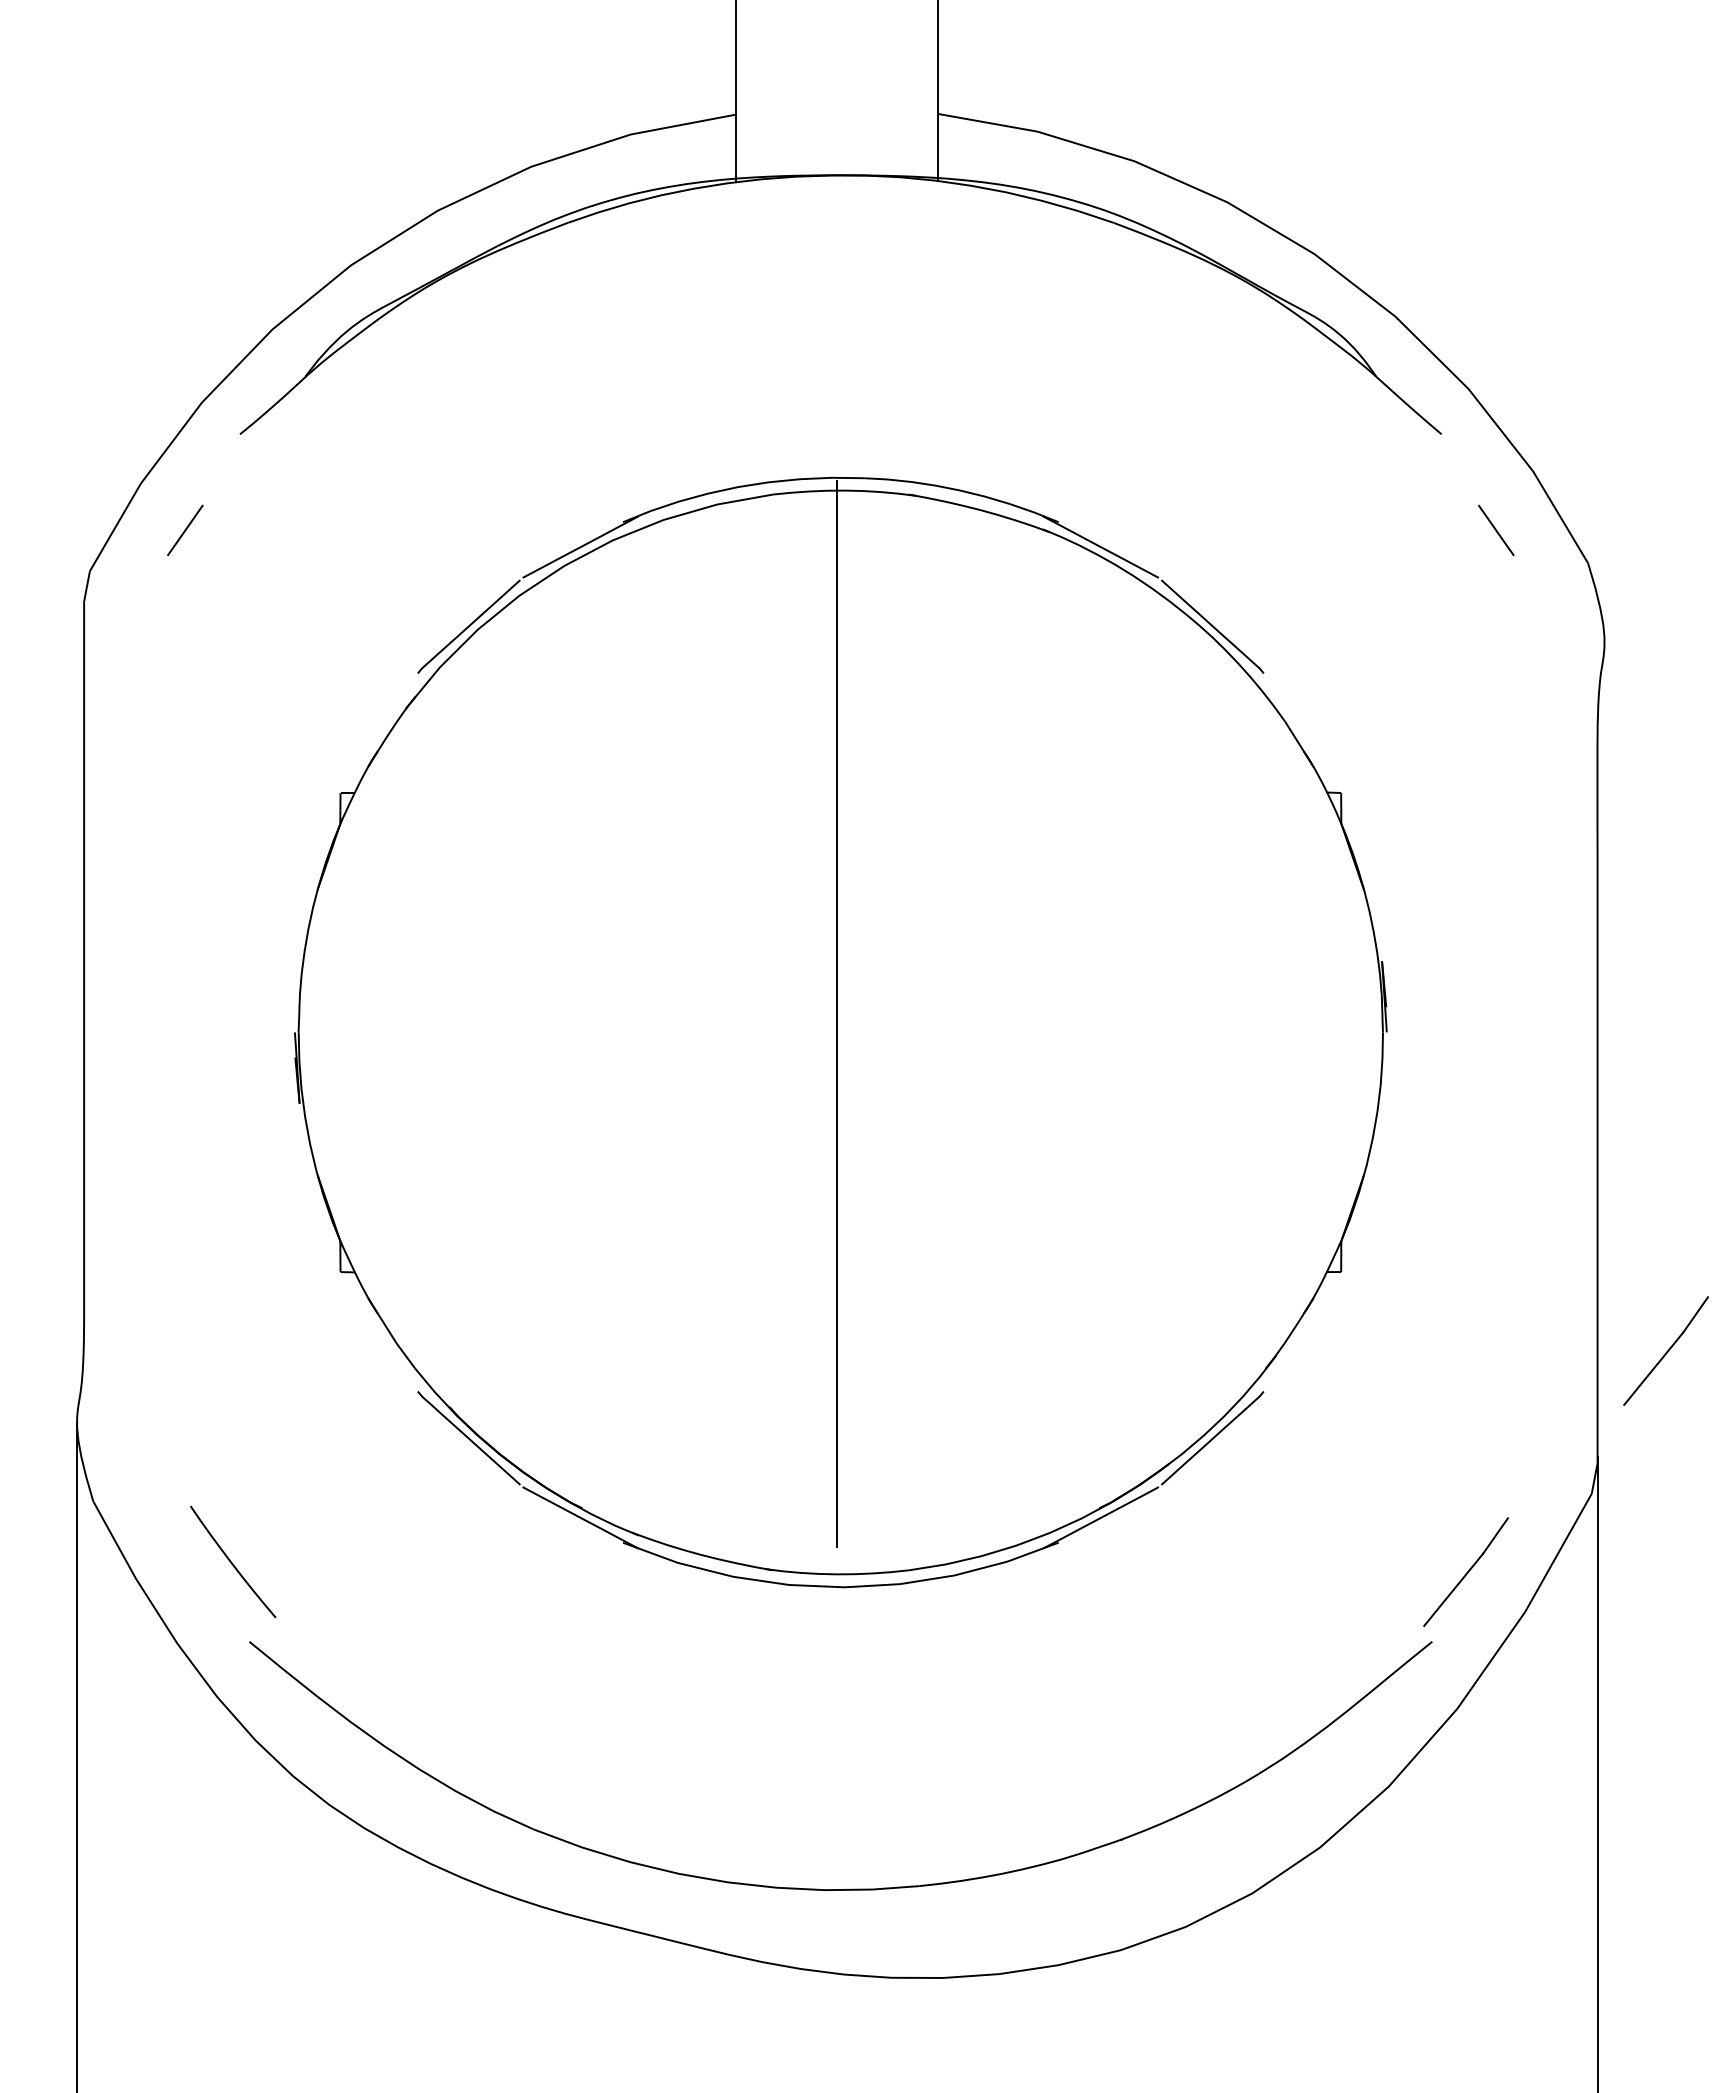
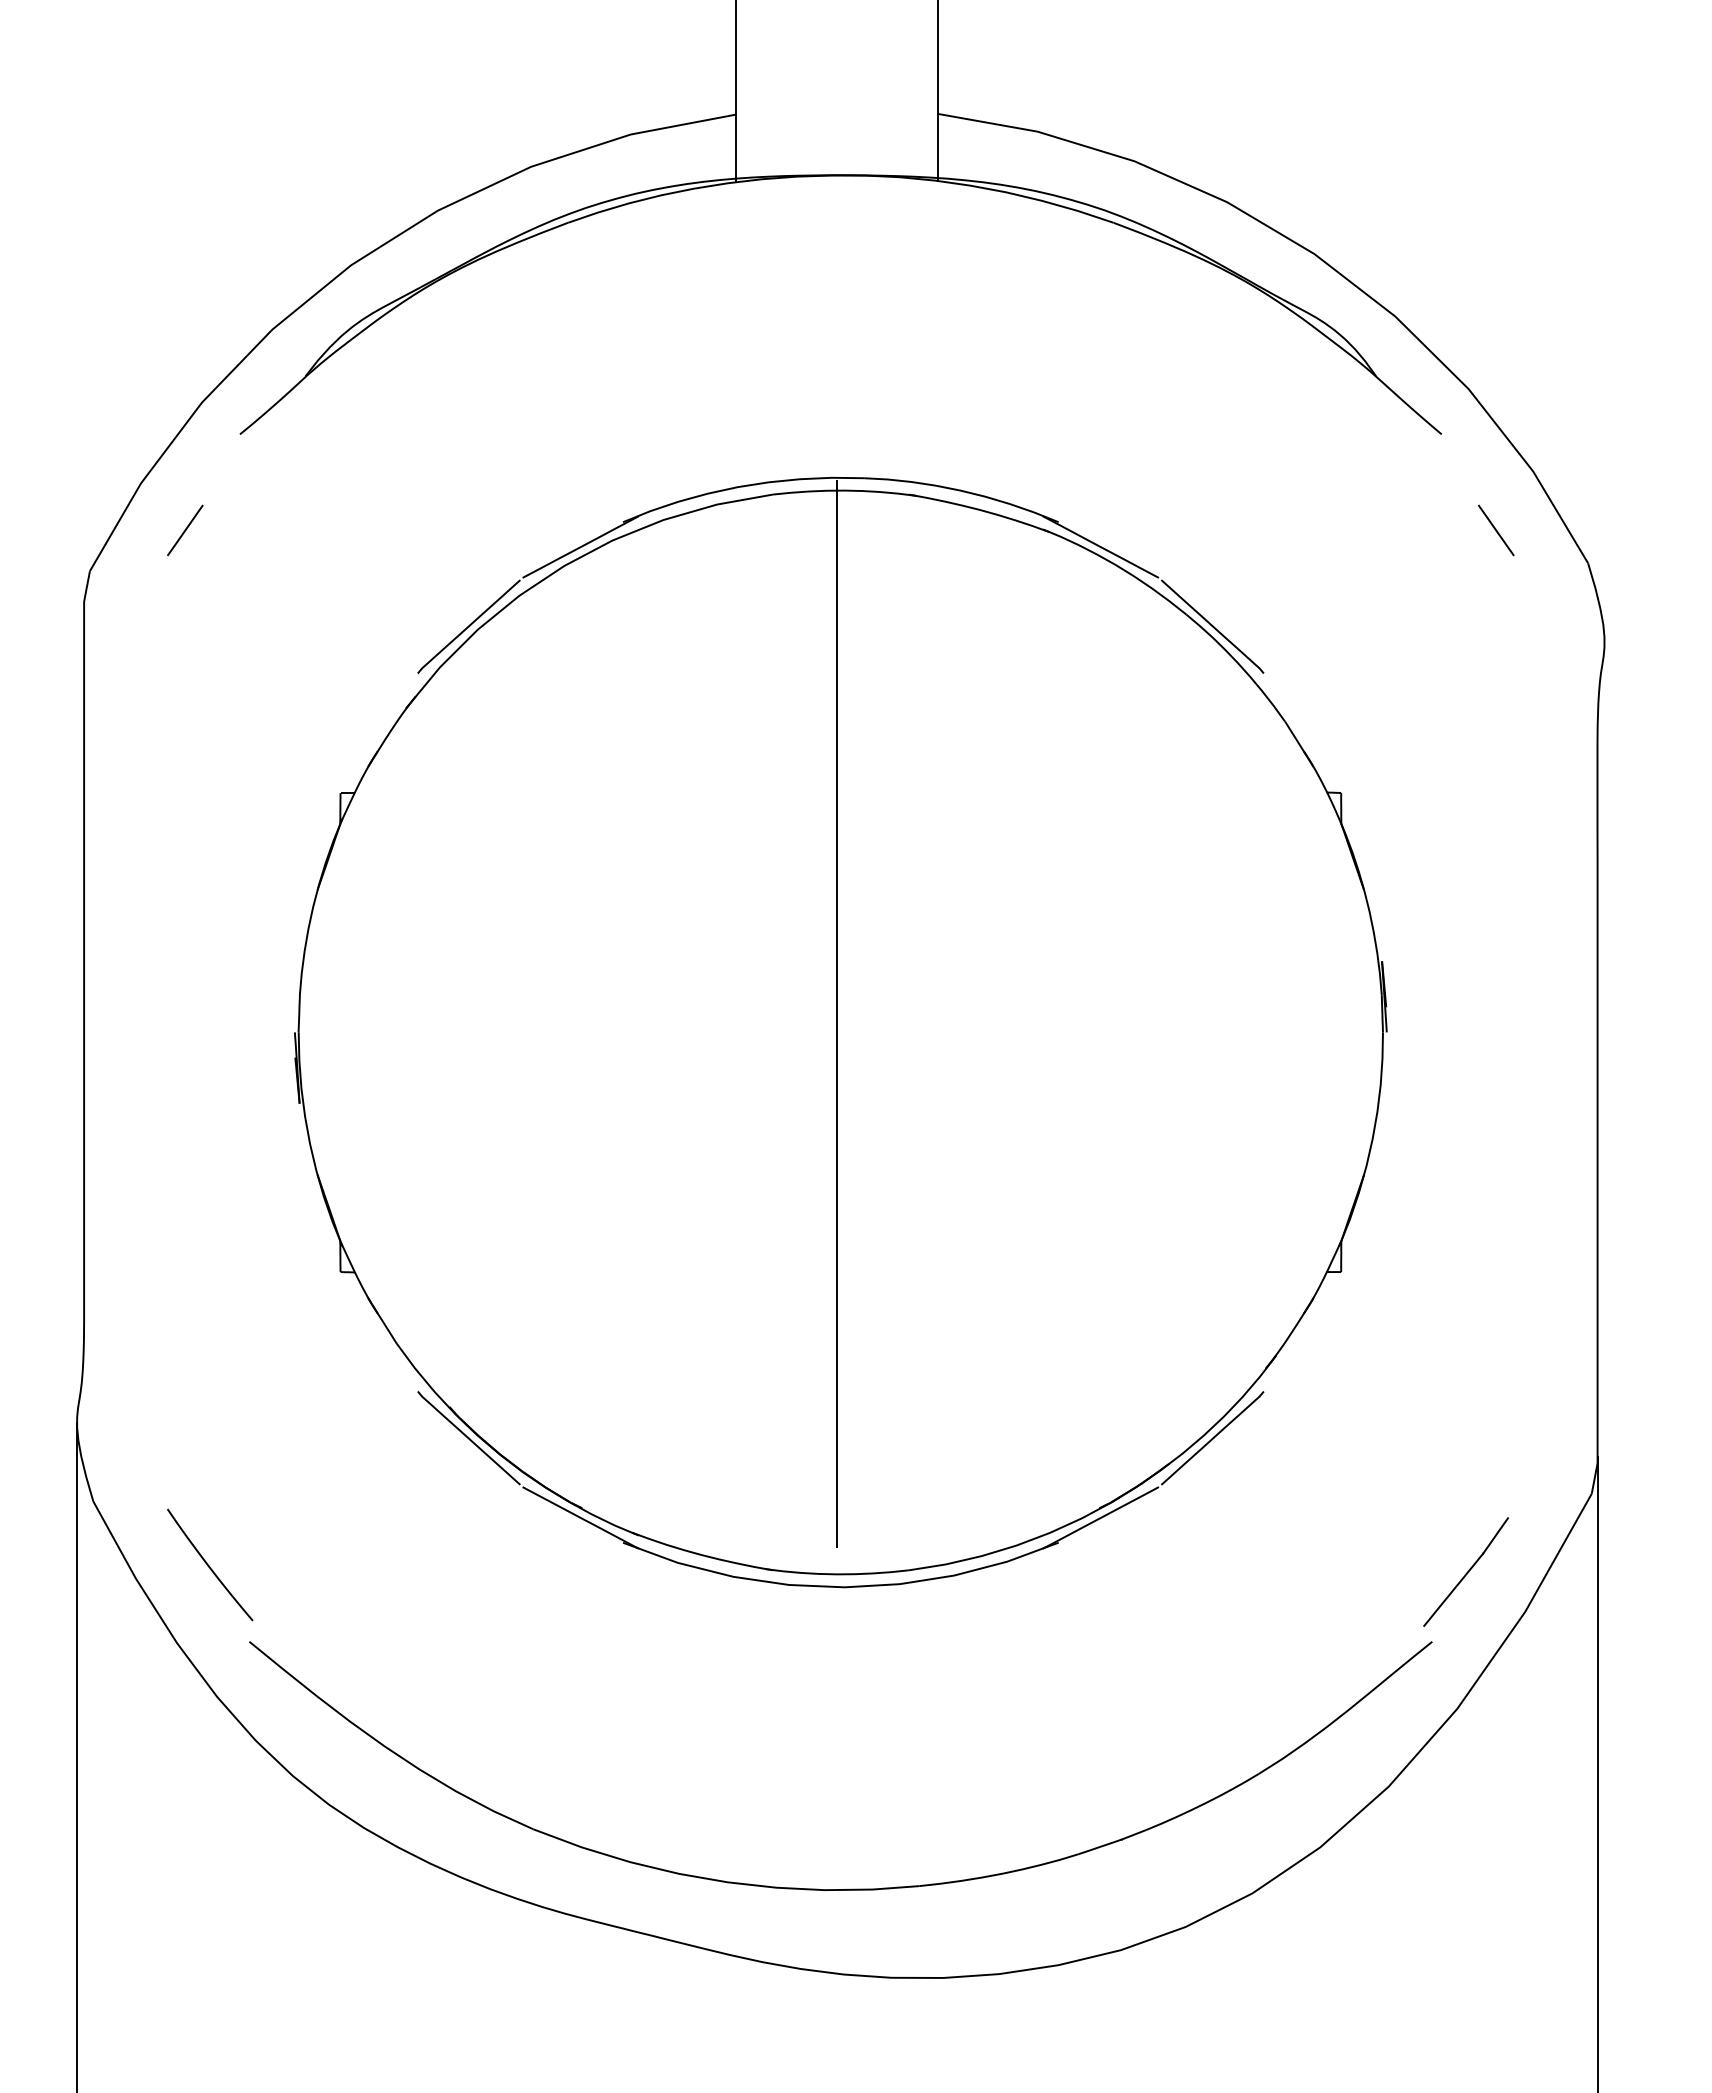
curve: present -> none (1666, 1351)
curve position: (232, 1562) -> (209, 1565) (209, 1565)
